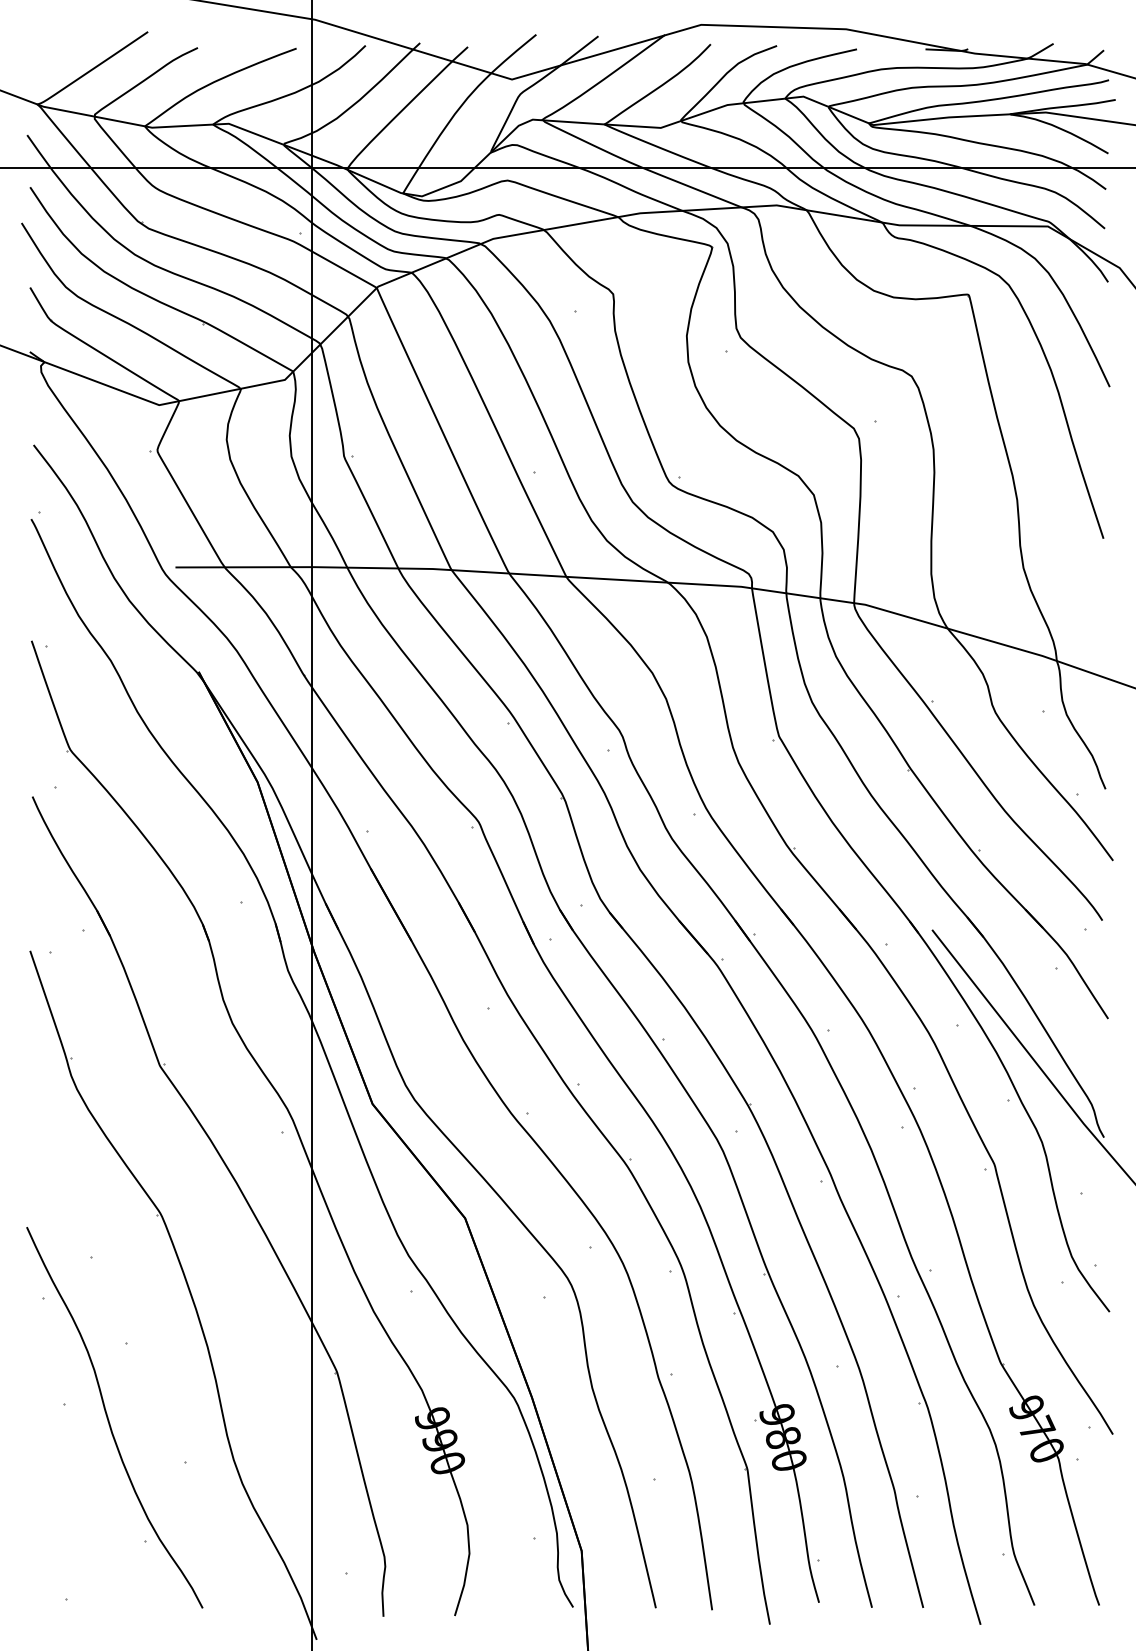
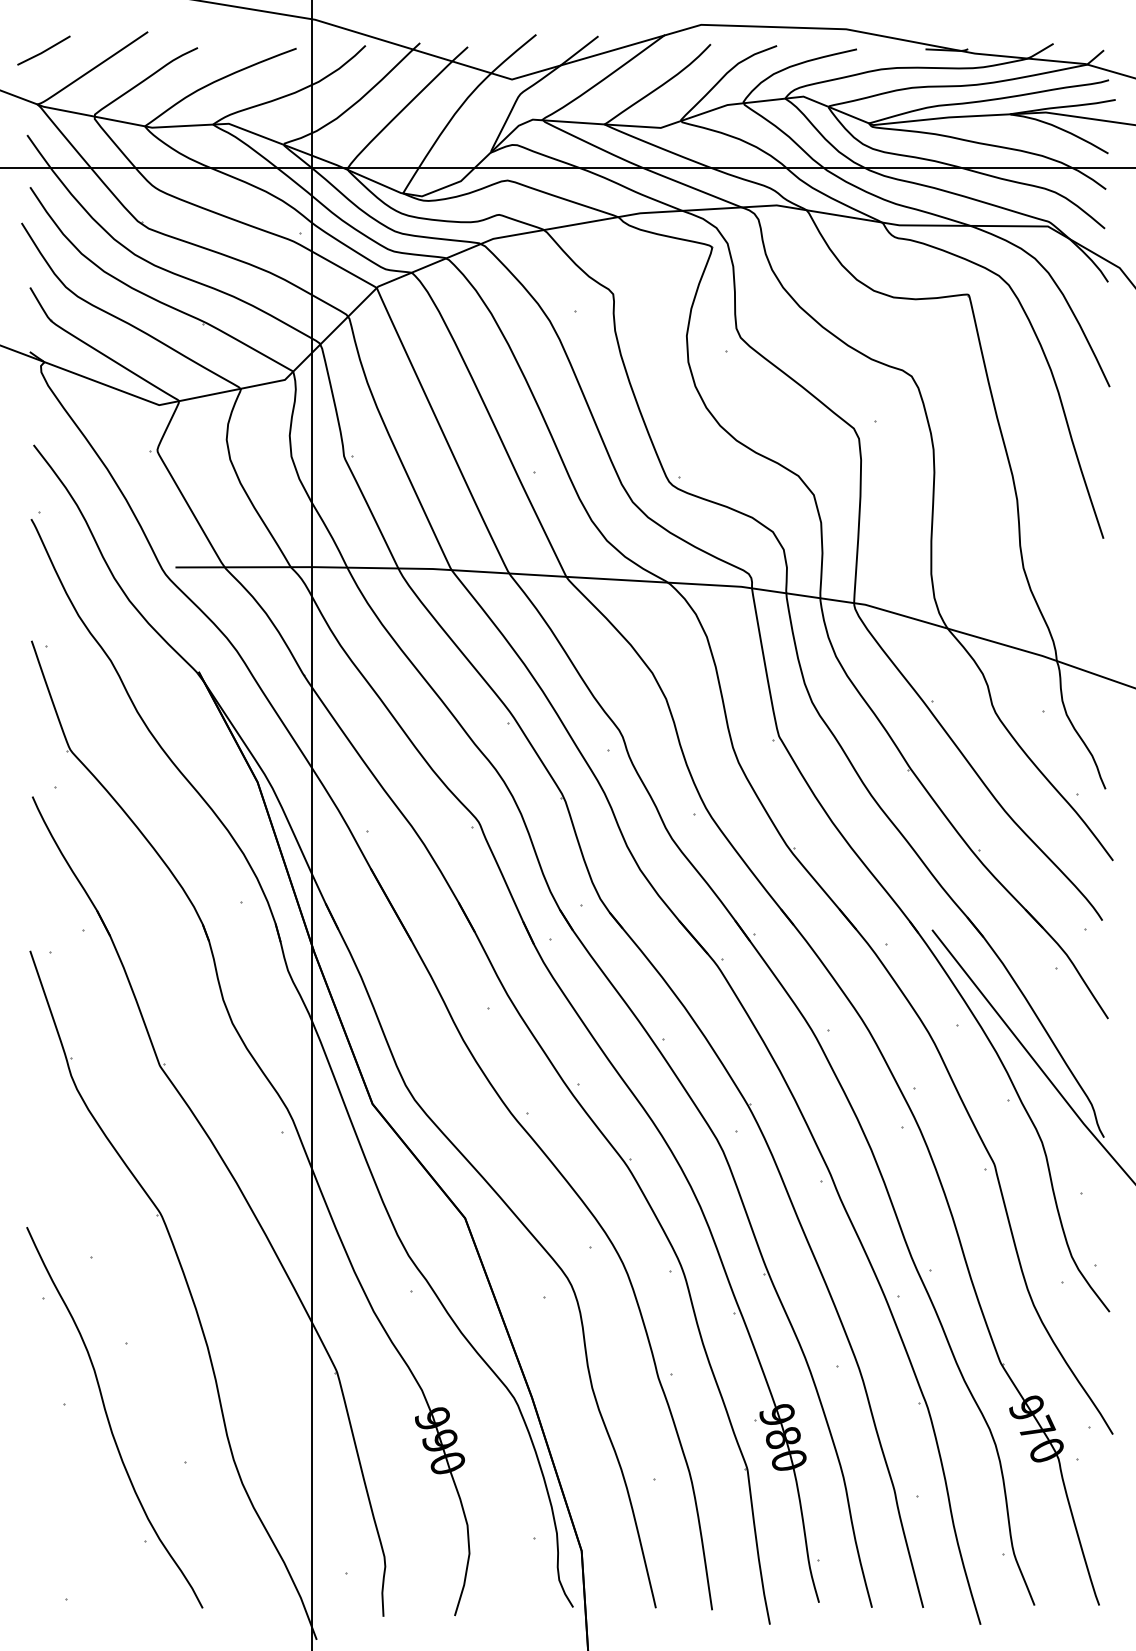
line: none -> present (43, 50)
